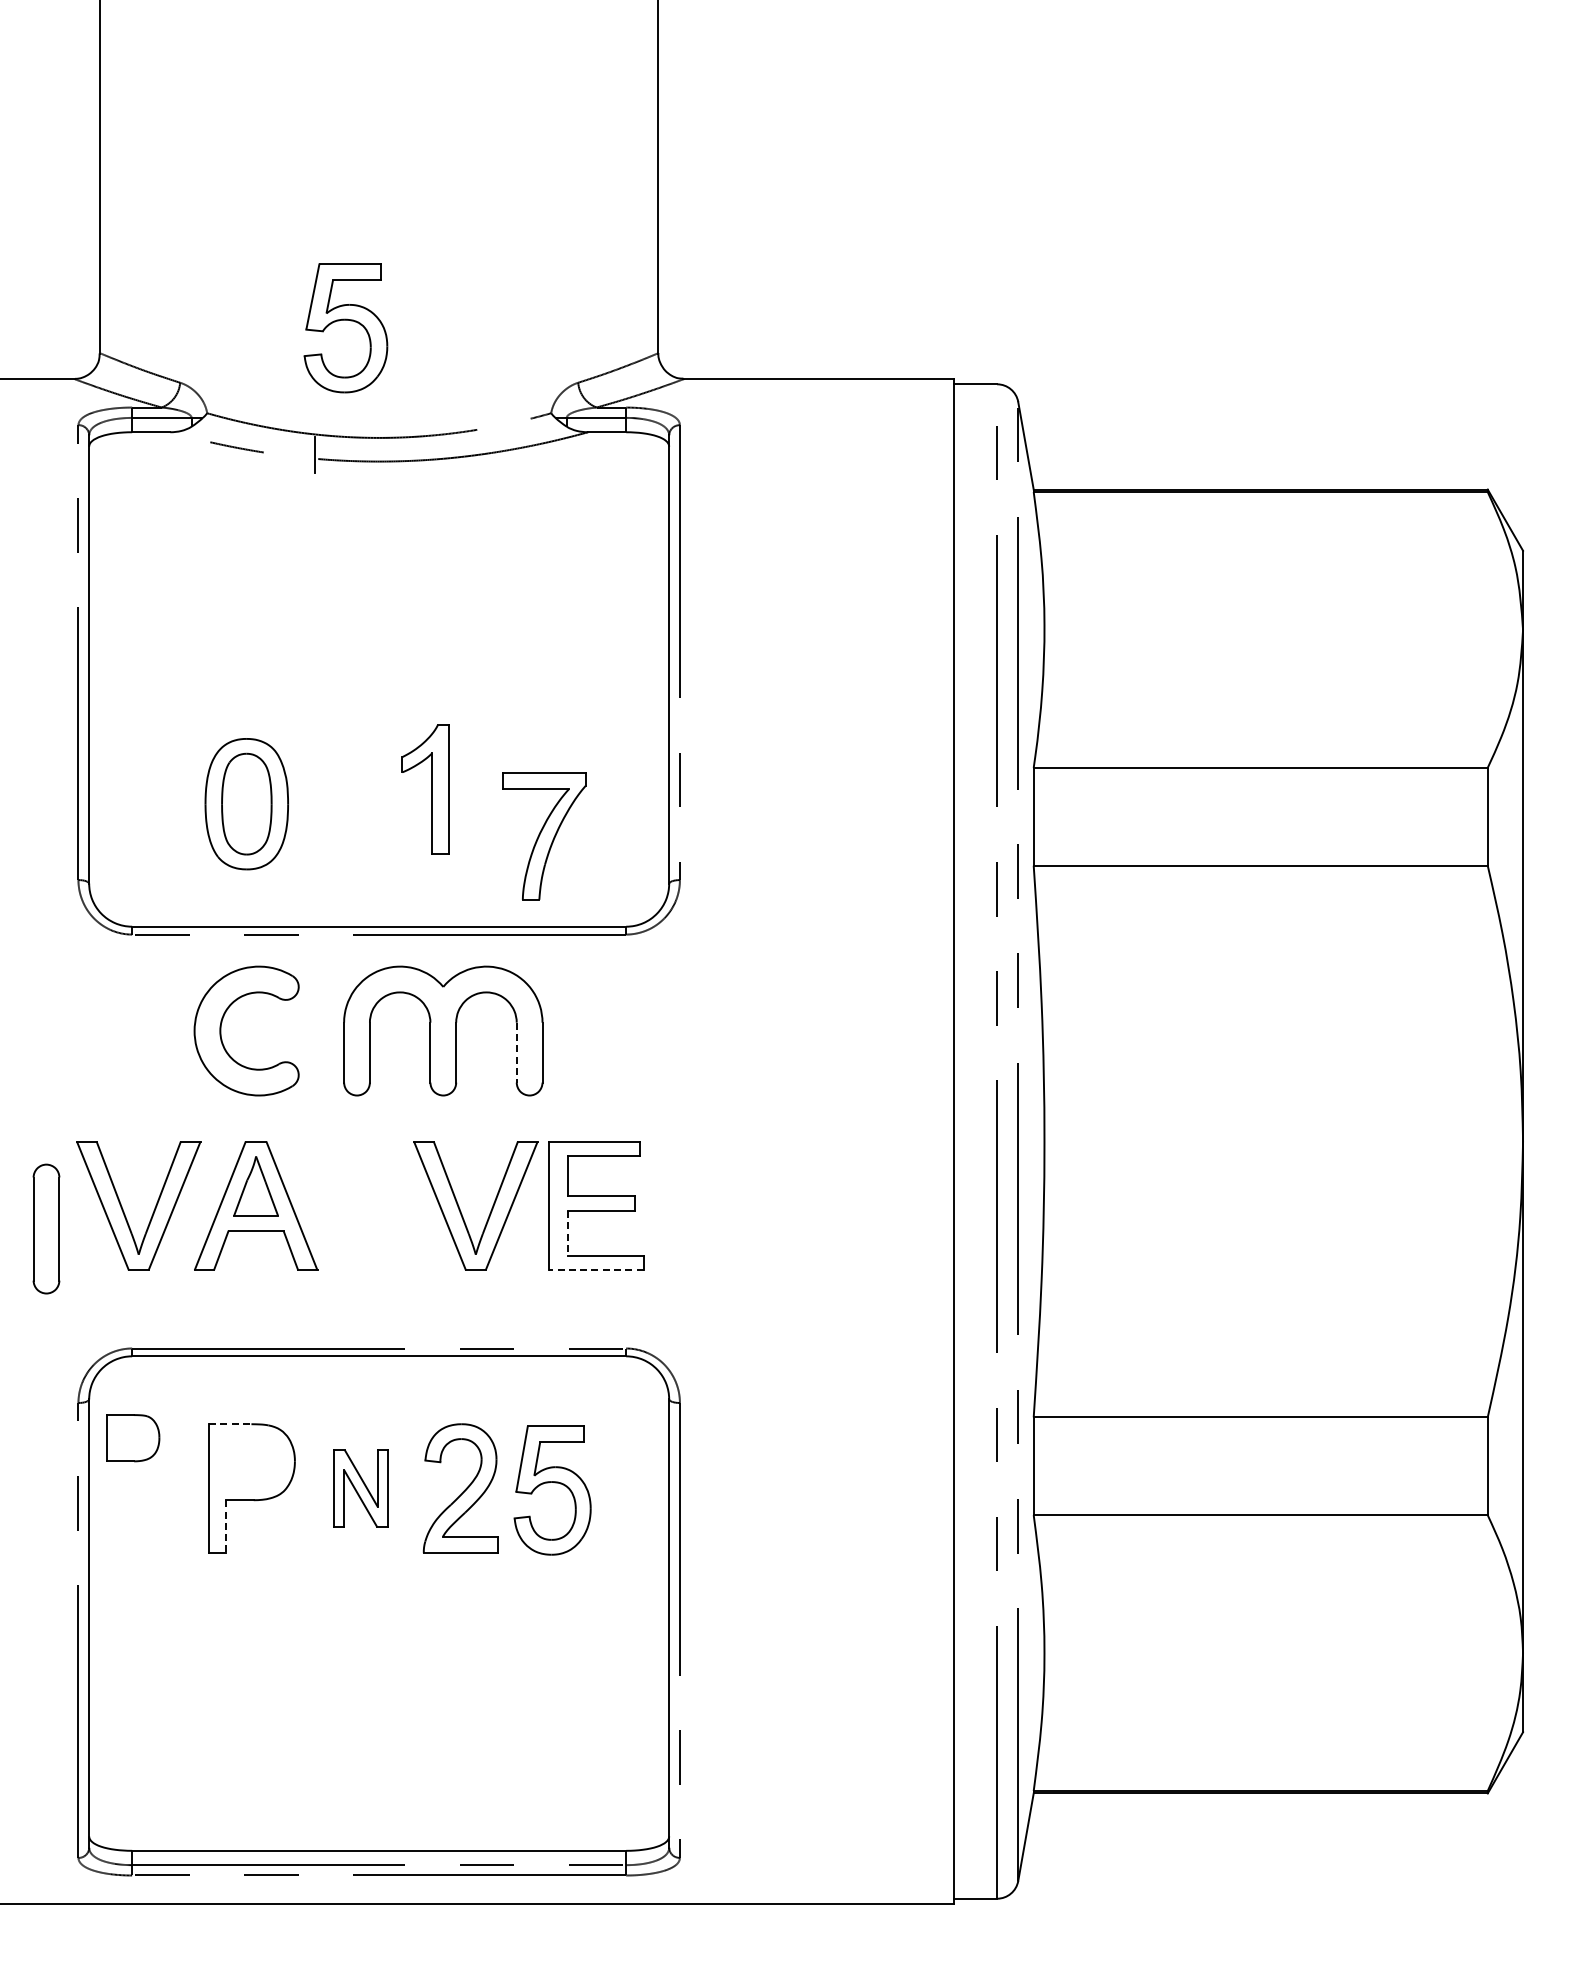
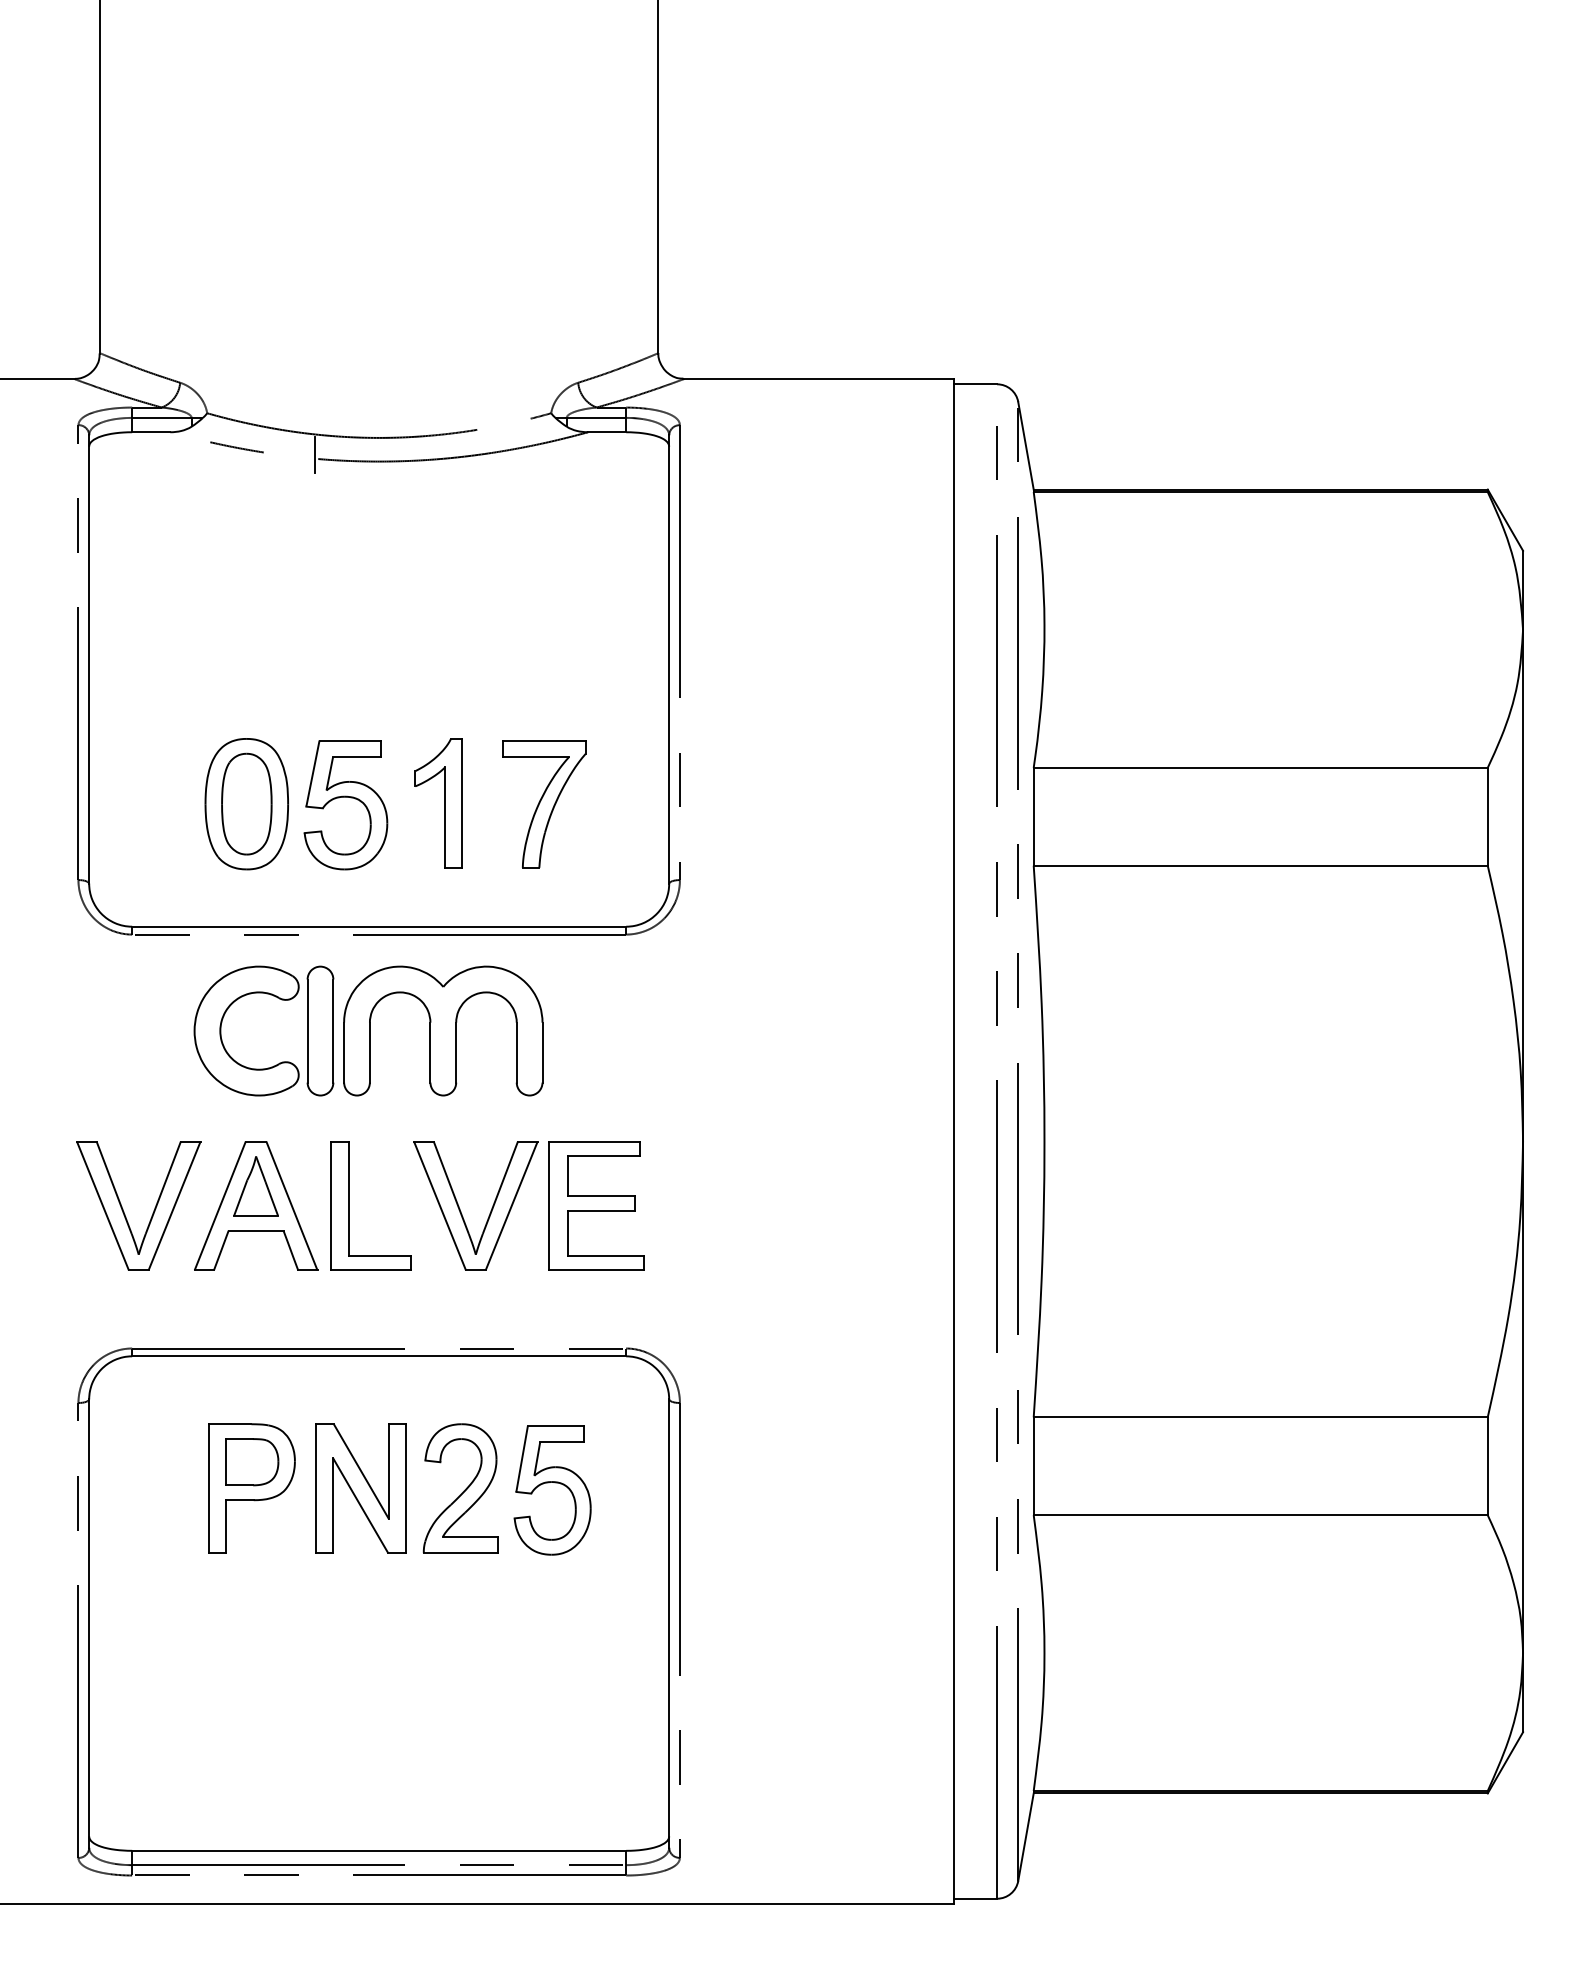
part position: (345, 320) -> (345, 797) (345, 797)
part position: (425, 789) -> (438, 803) (438, 803)
part position: (544, 836) -> (544, 804) (544, 804)
line: dashed -> solid (516, 1052)
part: none -> present (349, 1205)
part position: (46, 1228) -> (320, 1030) (320, 1030)
line: dashed -> solid (567, 1233)
line: dashed -> solid (595, 1270)
line: dashed -> solid (230, 1424)
part position: (133, 1438) -> (252, 1462) (252, 1462)
part size: 56x79 px -> 92x131 px (360, 1488)
line: dashed -> solid (225, 1527)
